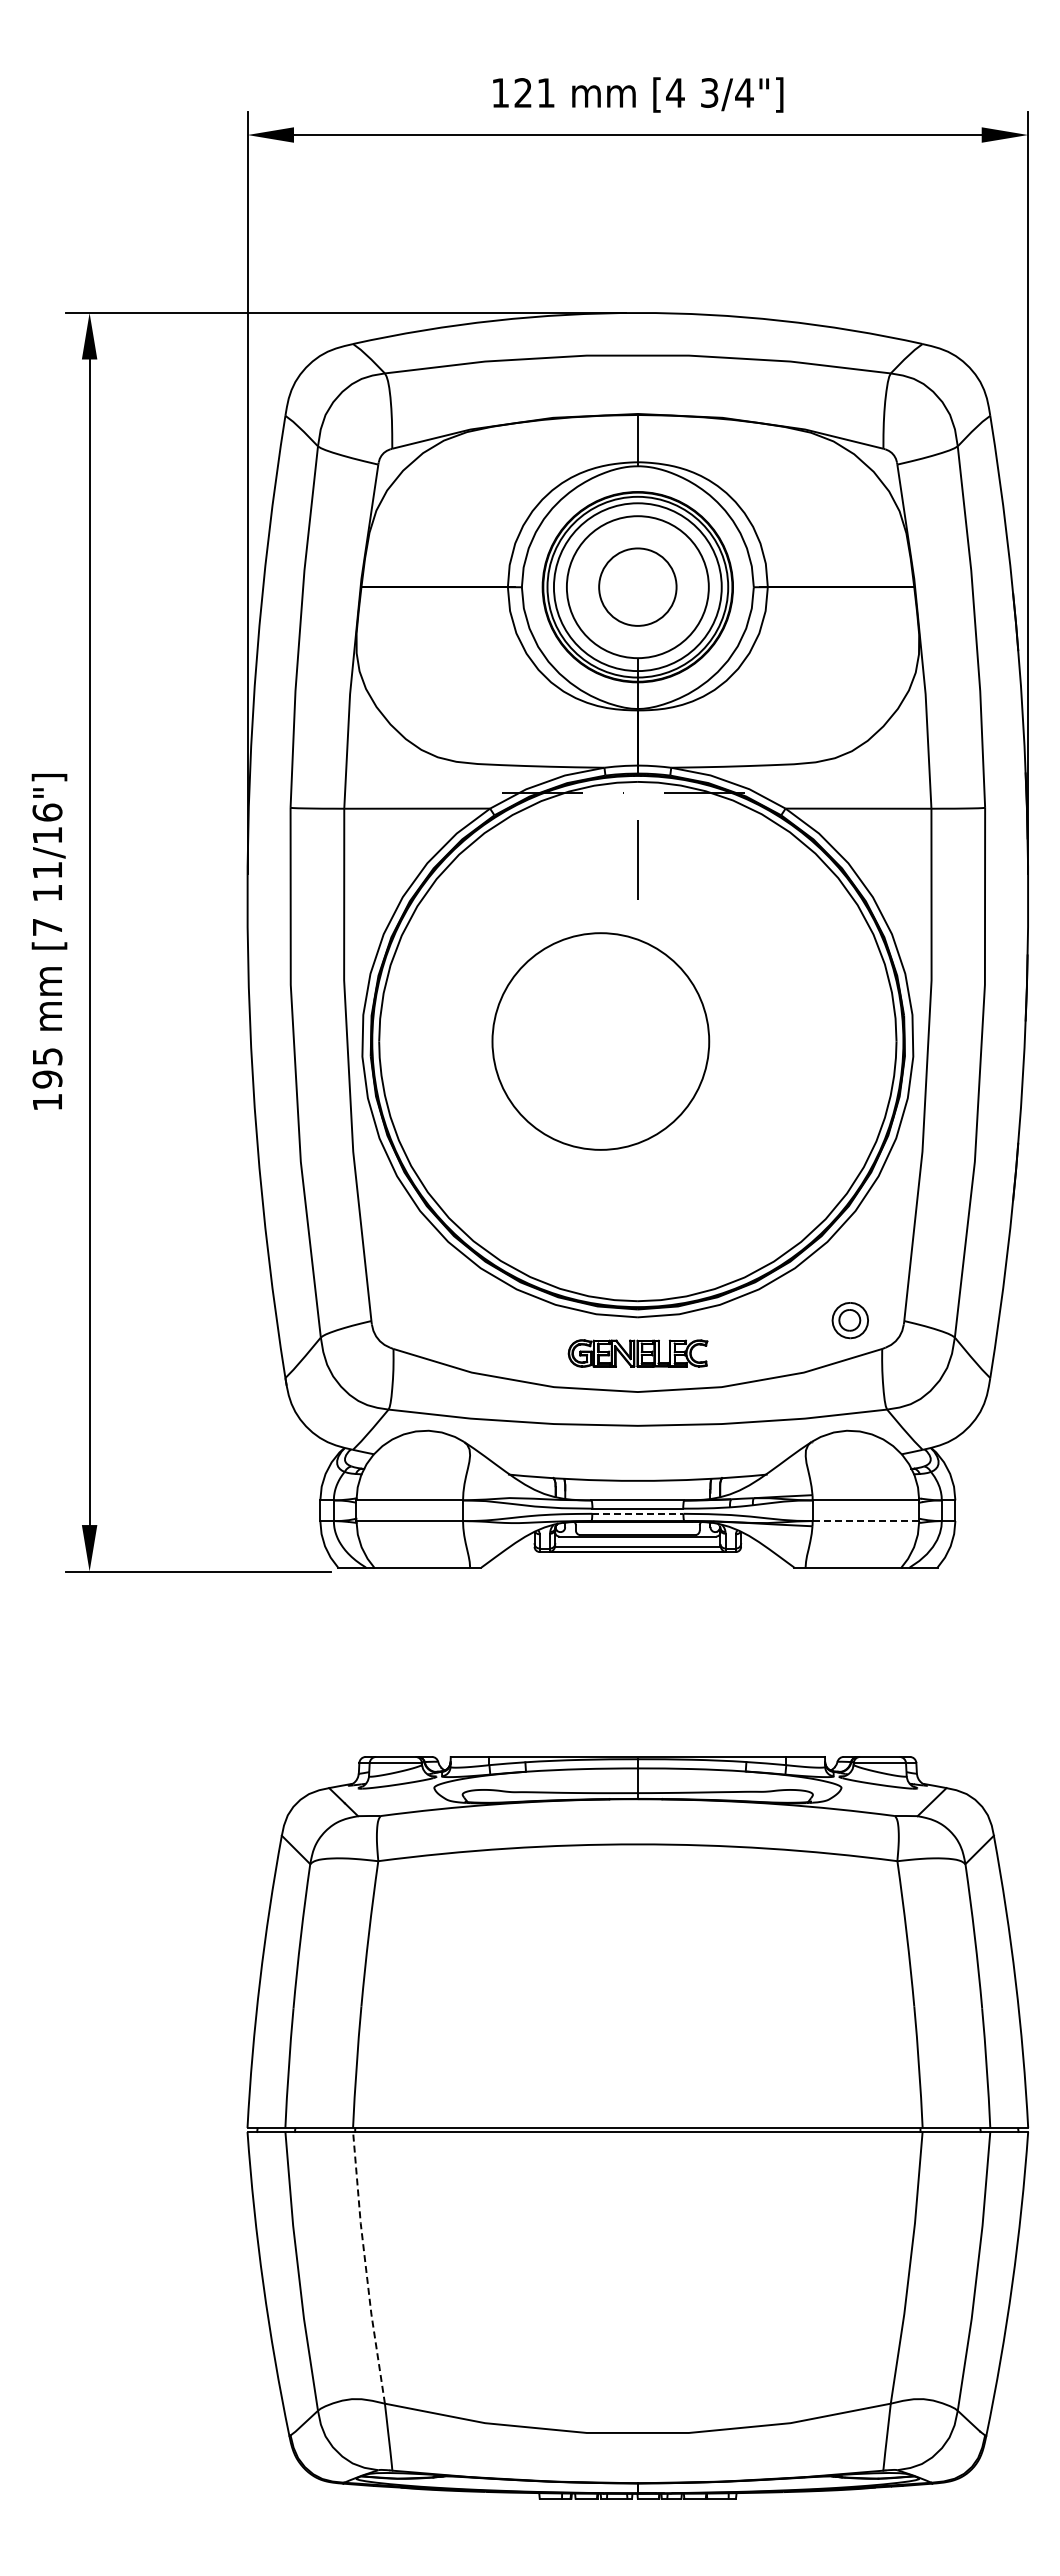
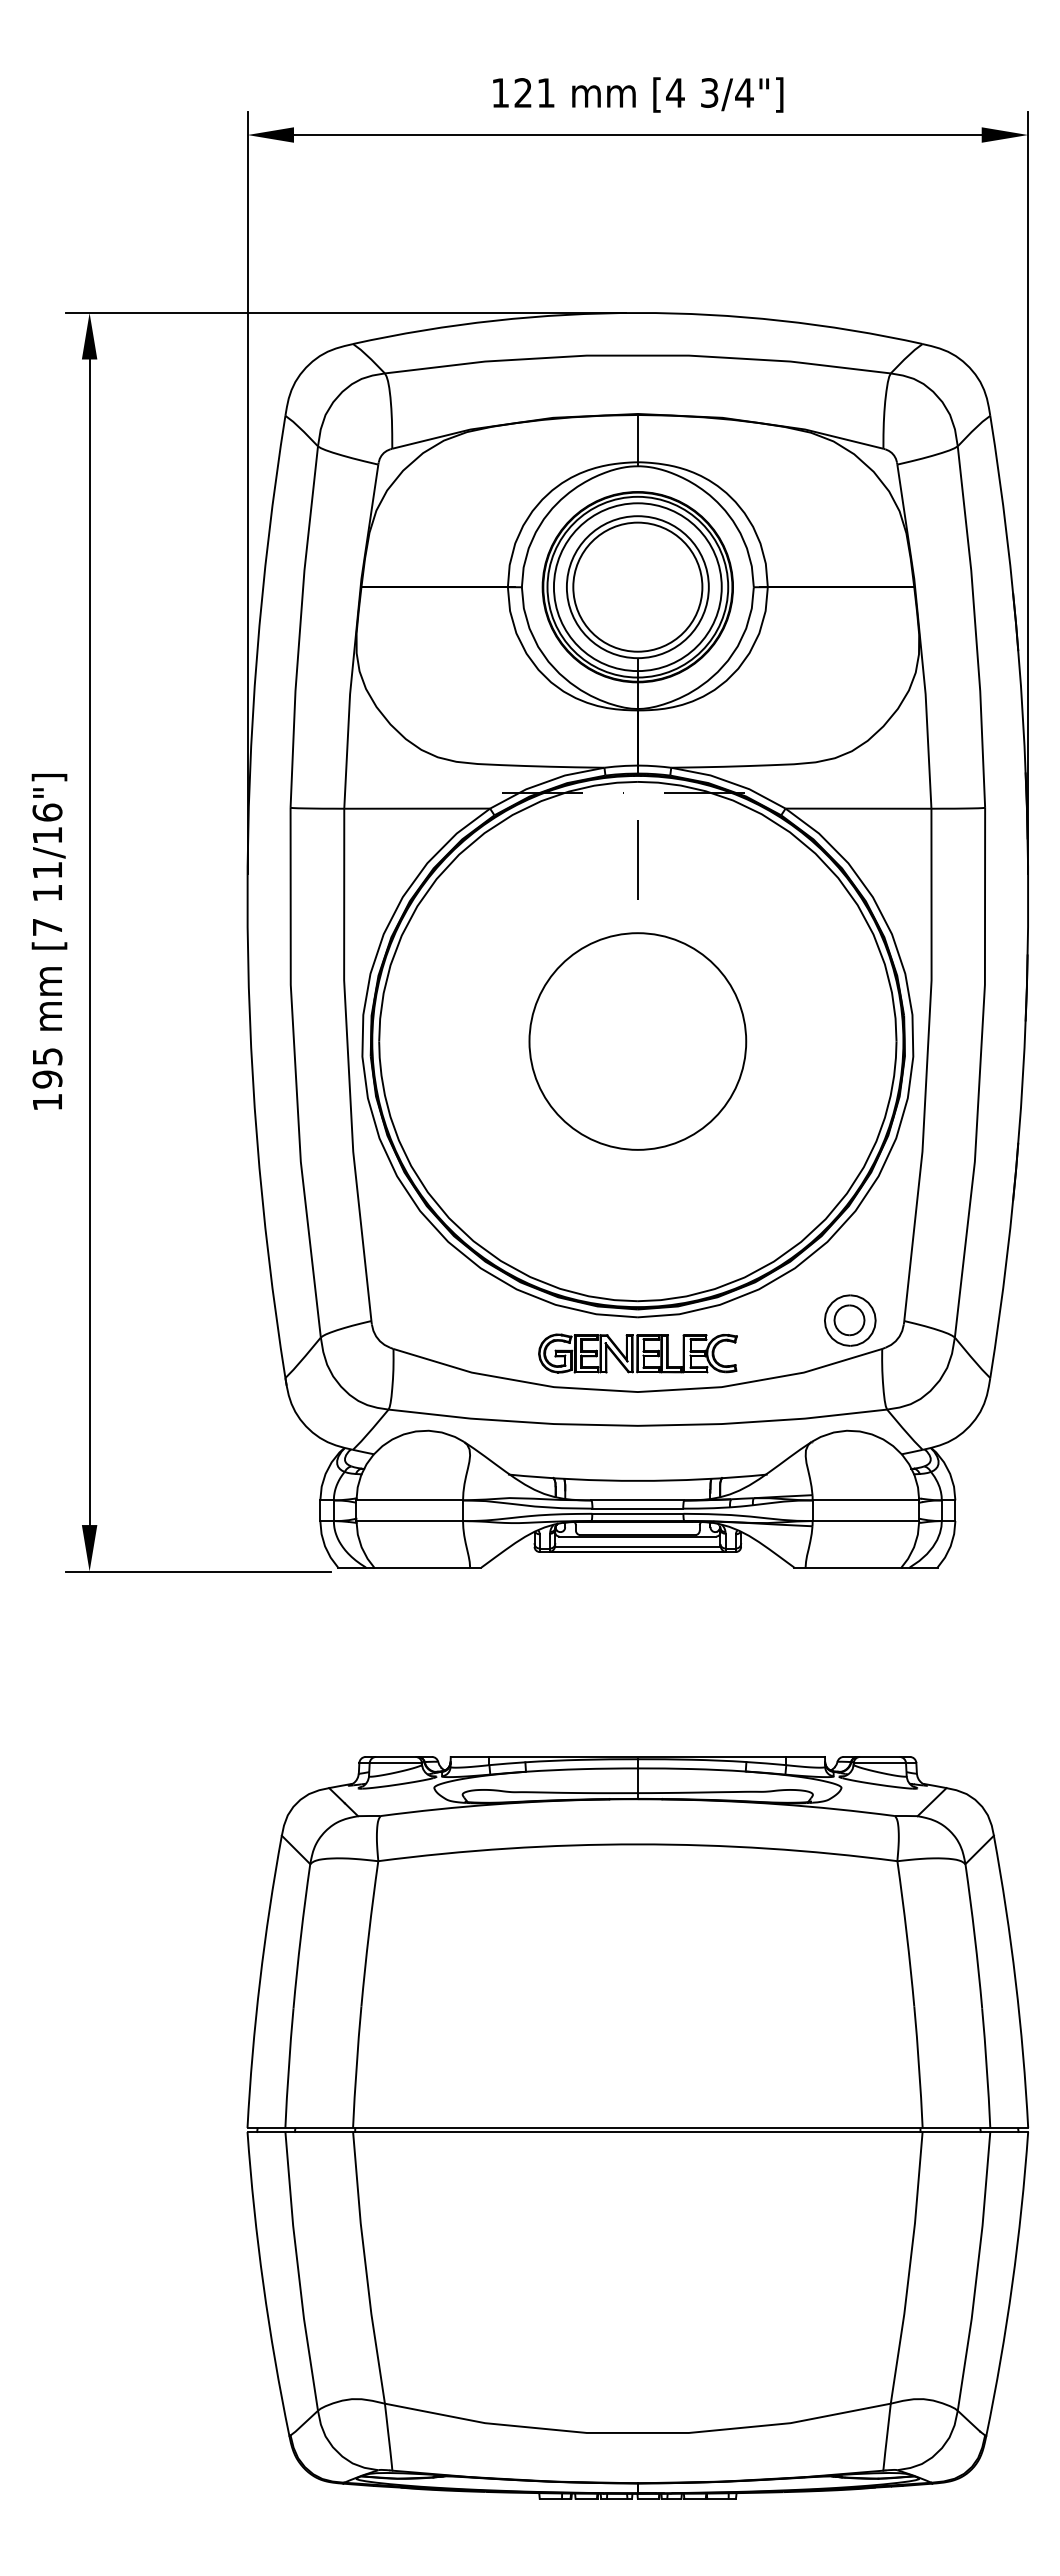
circle diameter: 77 px -> 129 px (637, 586)
circle position: (600, 1041) -> (637, 1041) (637, 1041)
part size: 38x38 px -> 53x53 px (850, 1320)
part size: 142x29 px -> 200x41 px (637, 1353)
line: dashed -> solid (637, 1513)
line: dashed -> solid (866, 1521)
line: dashed -> solid (365, 2267)
